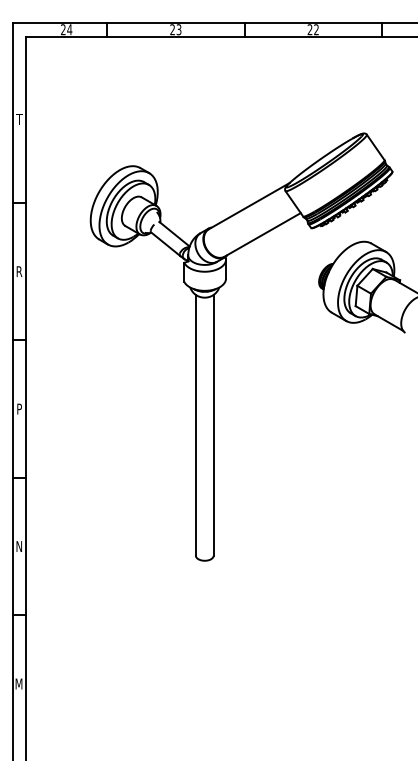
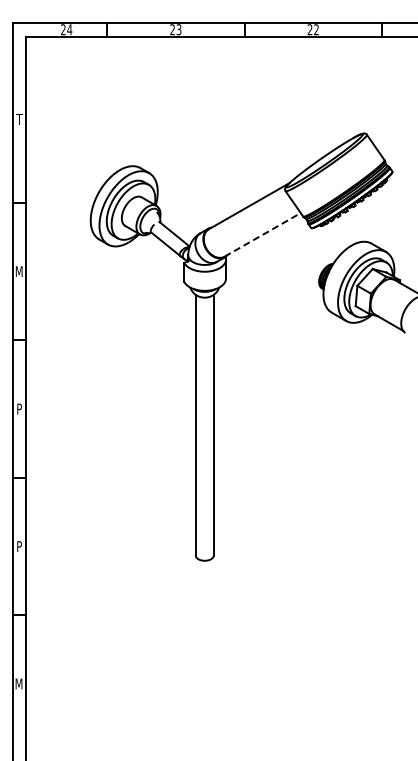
line: solid -> dashed (262, 234)
text: R -> M (18, 271)
text: N -> P (18, 546)
